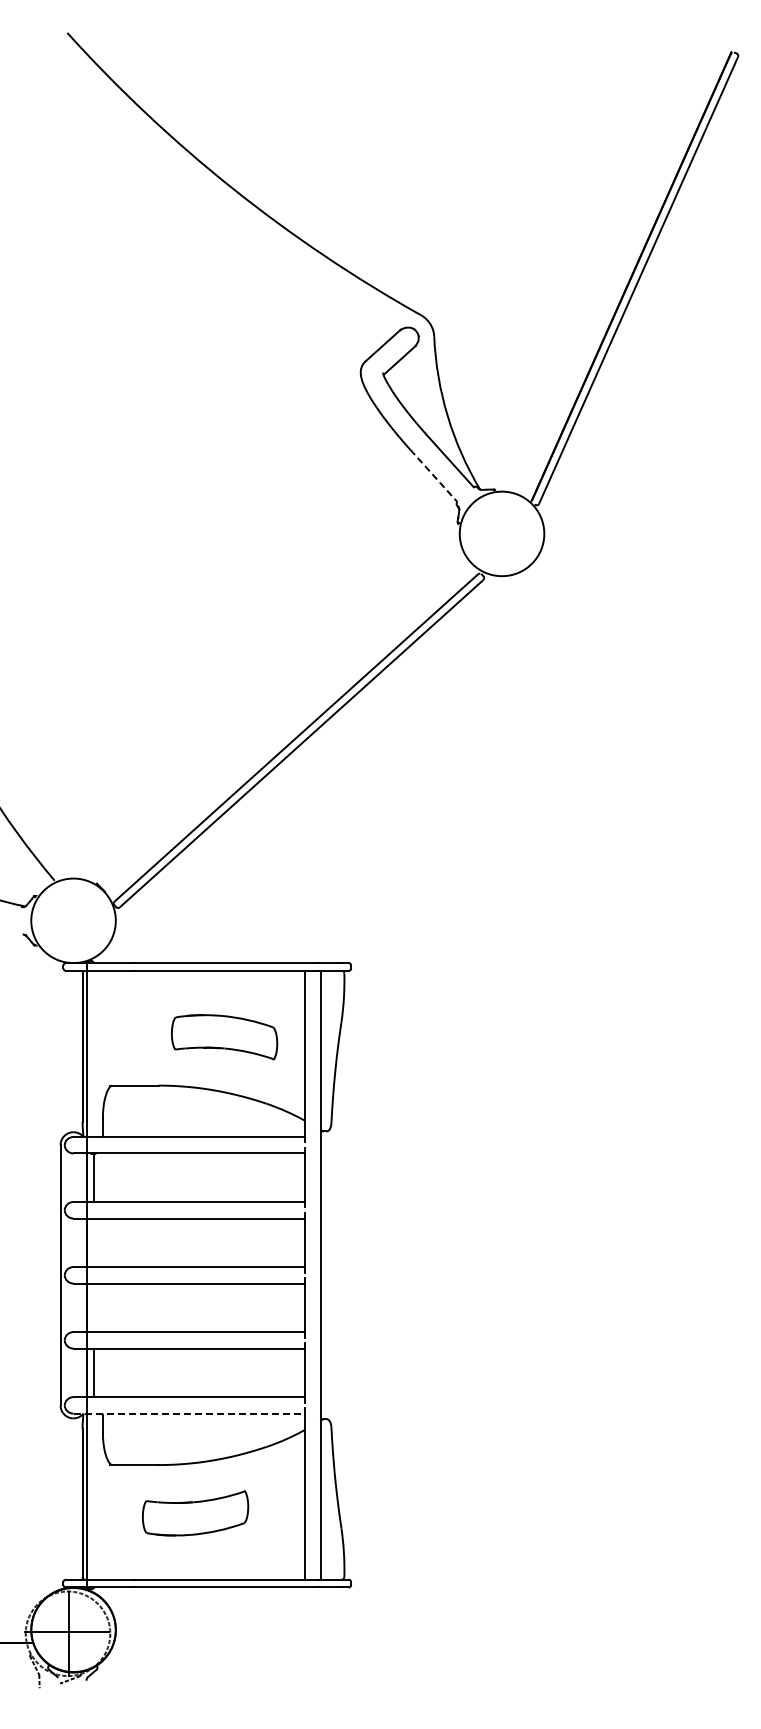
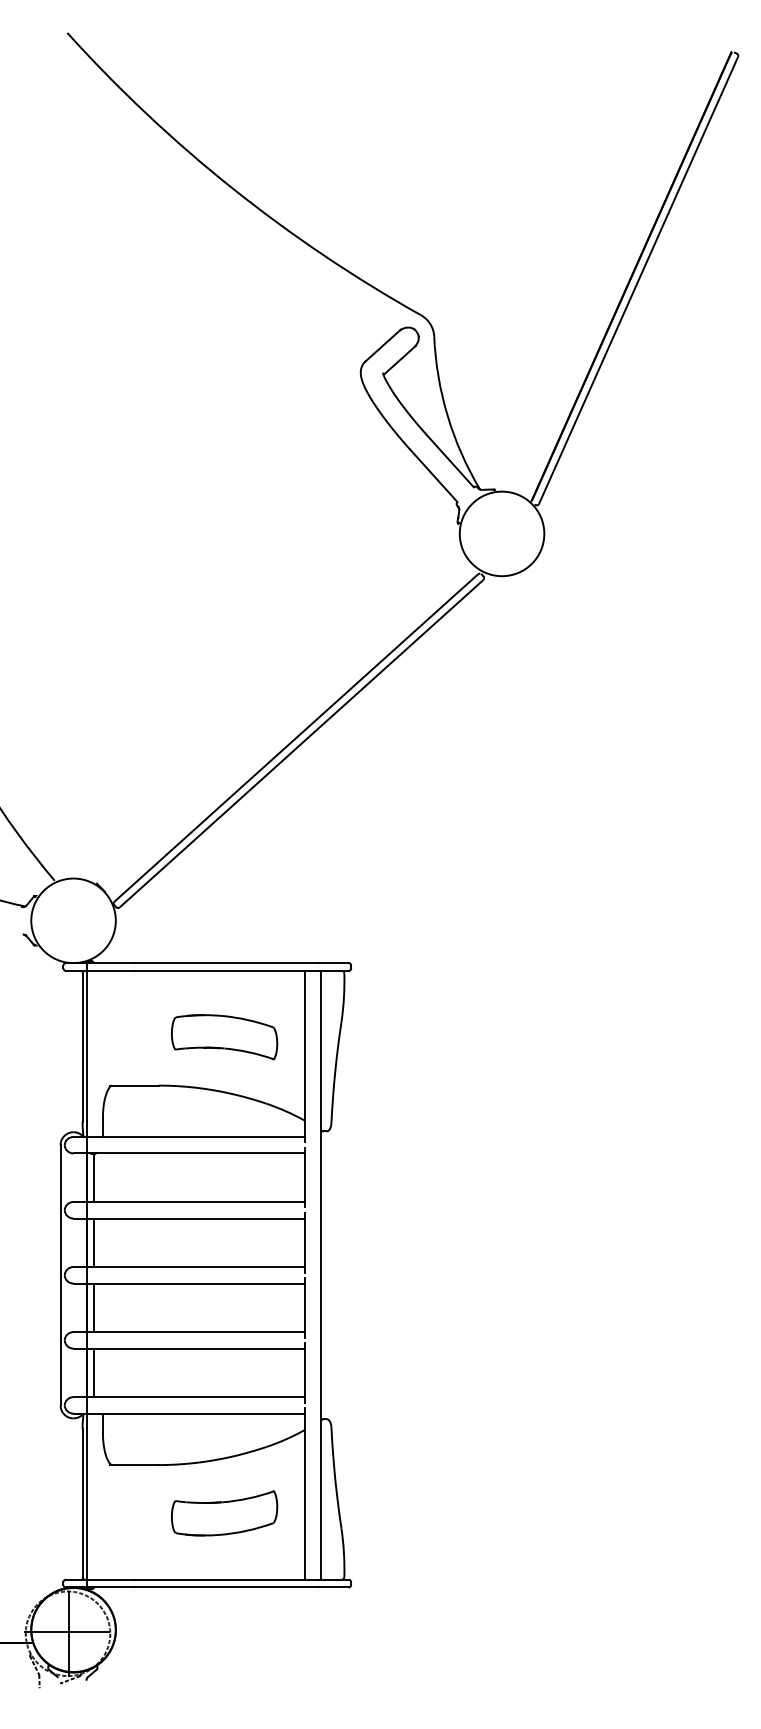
line: dashed -> solid (434, 476)
line: none -> present (94, 1242)
line: none -> present (94, 1307)
line: dashed -> solid (189, 1413)
part position: (195, 1513) -> (224, 1513) (224, 1513)
